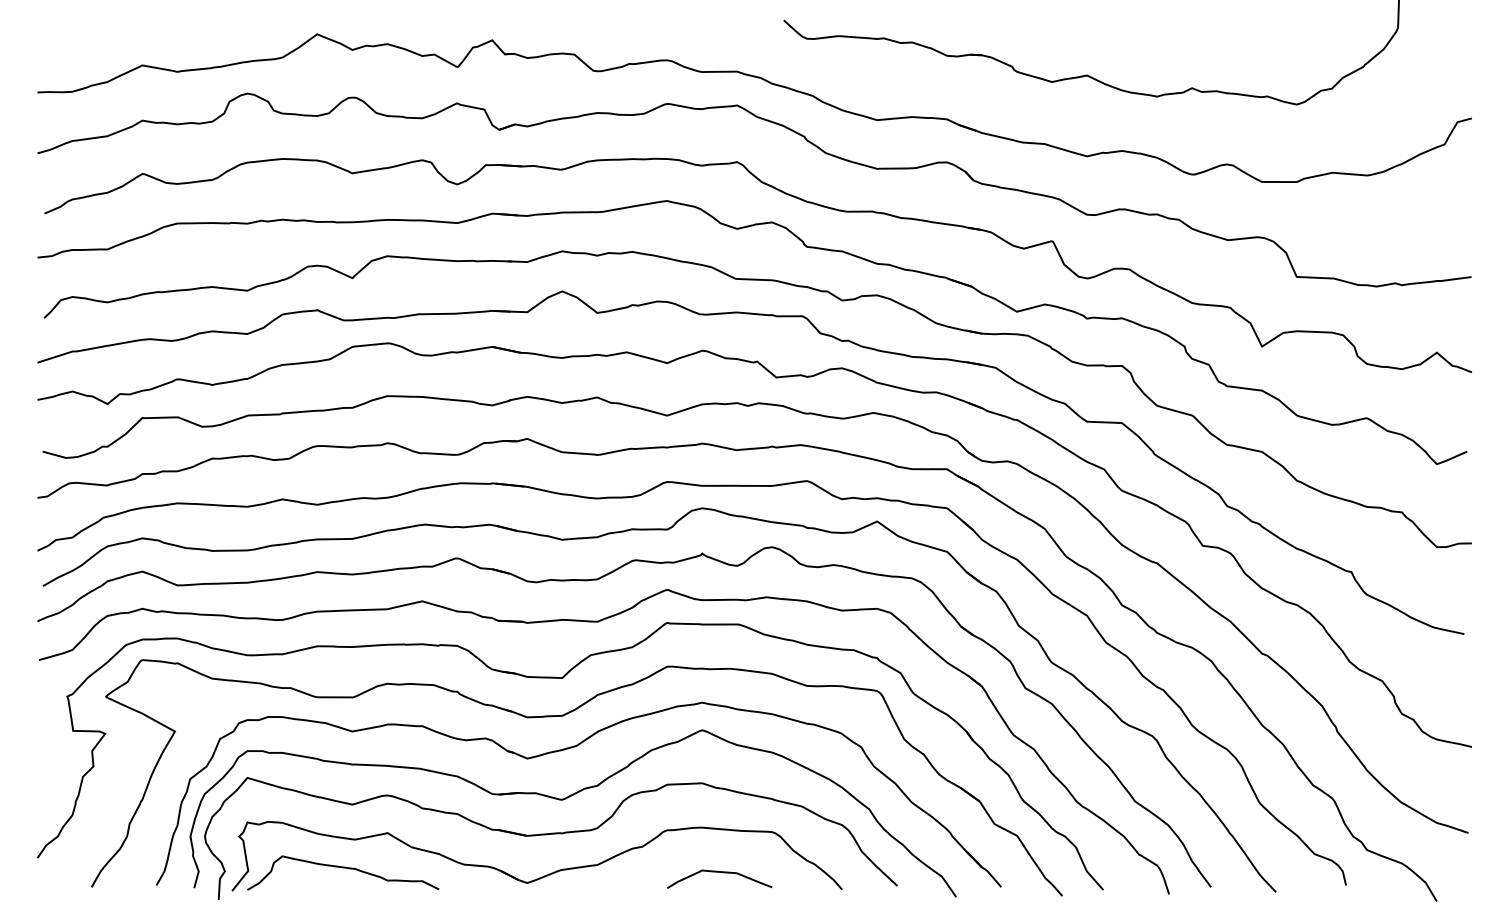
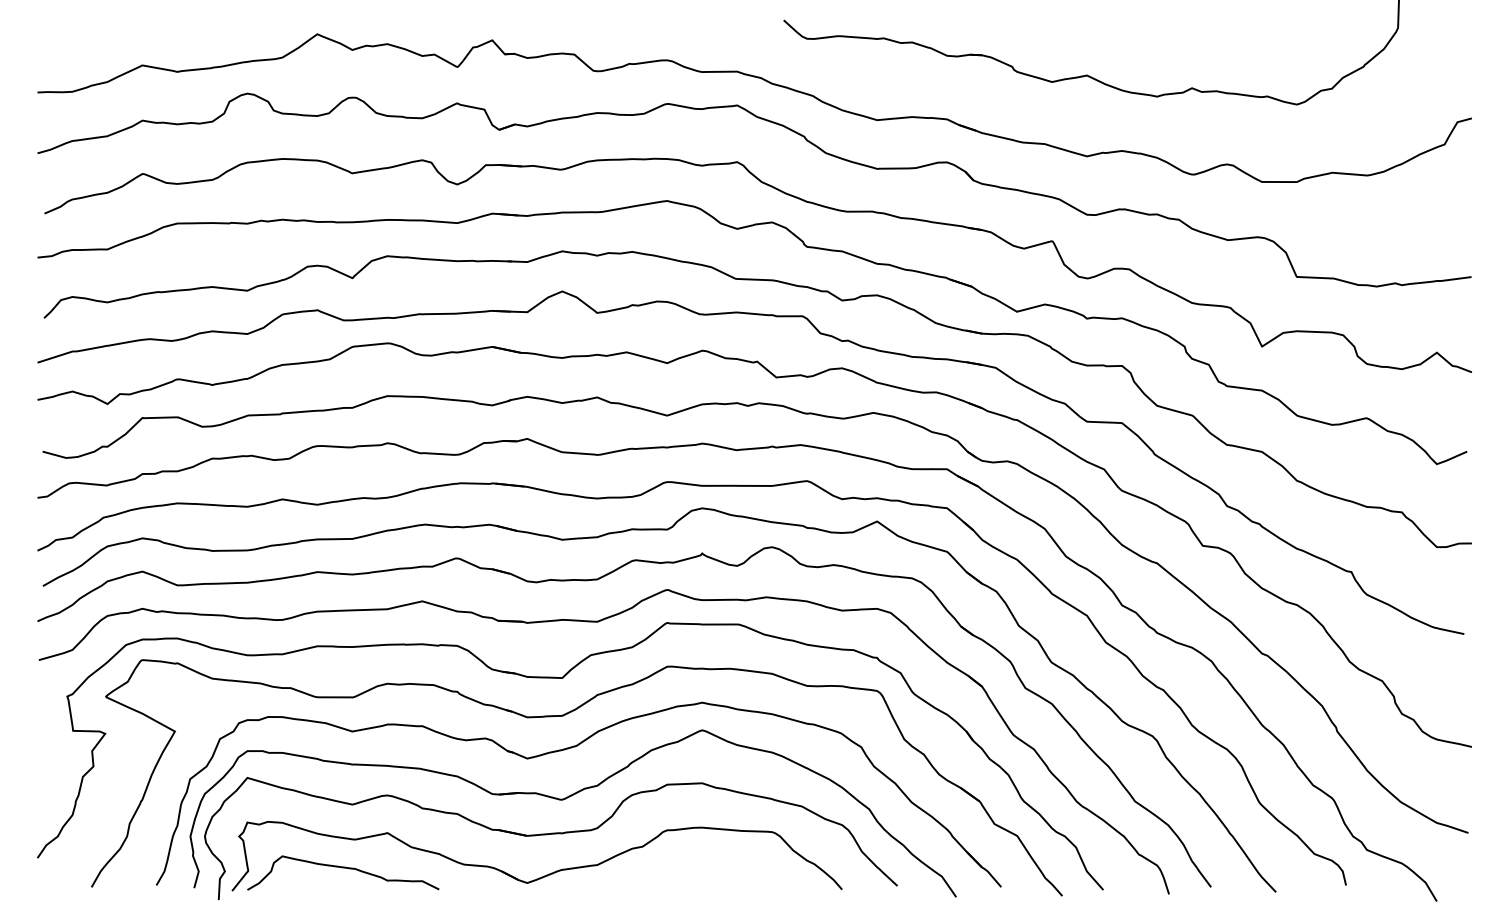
curve: present -> none (722, 873)
